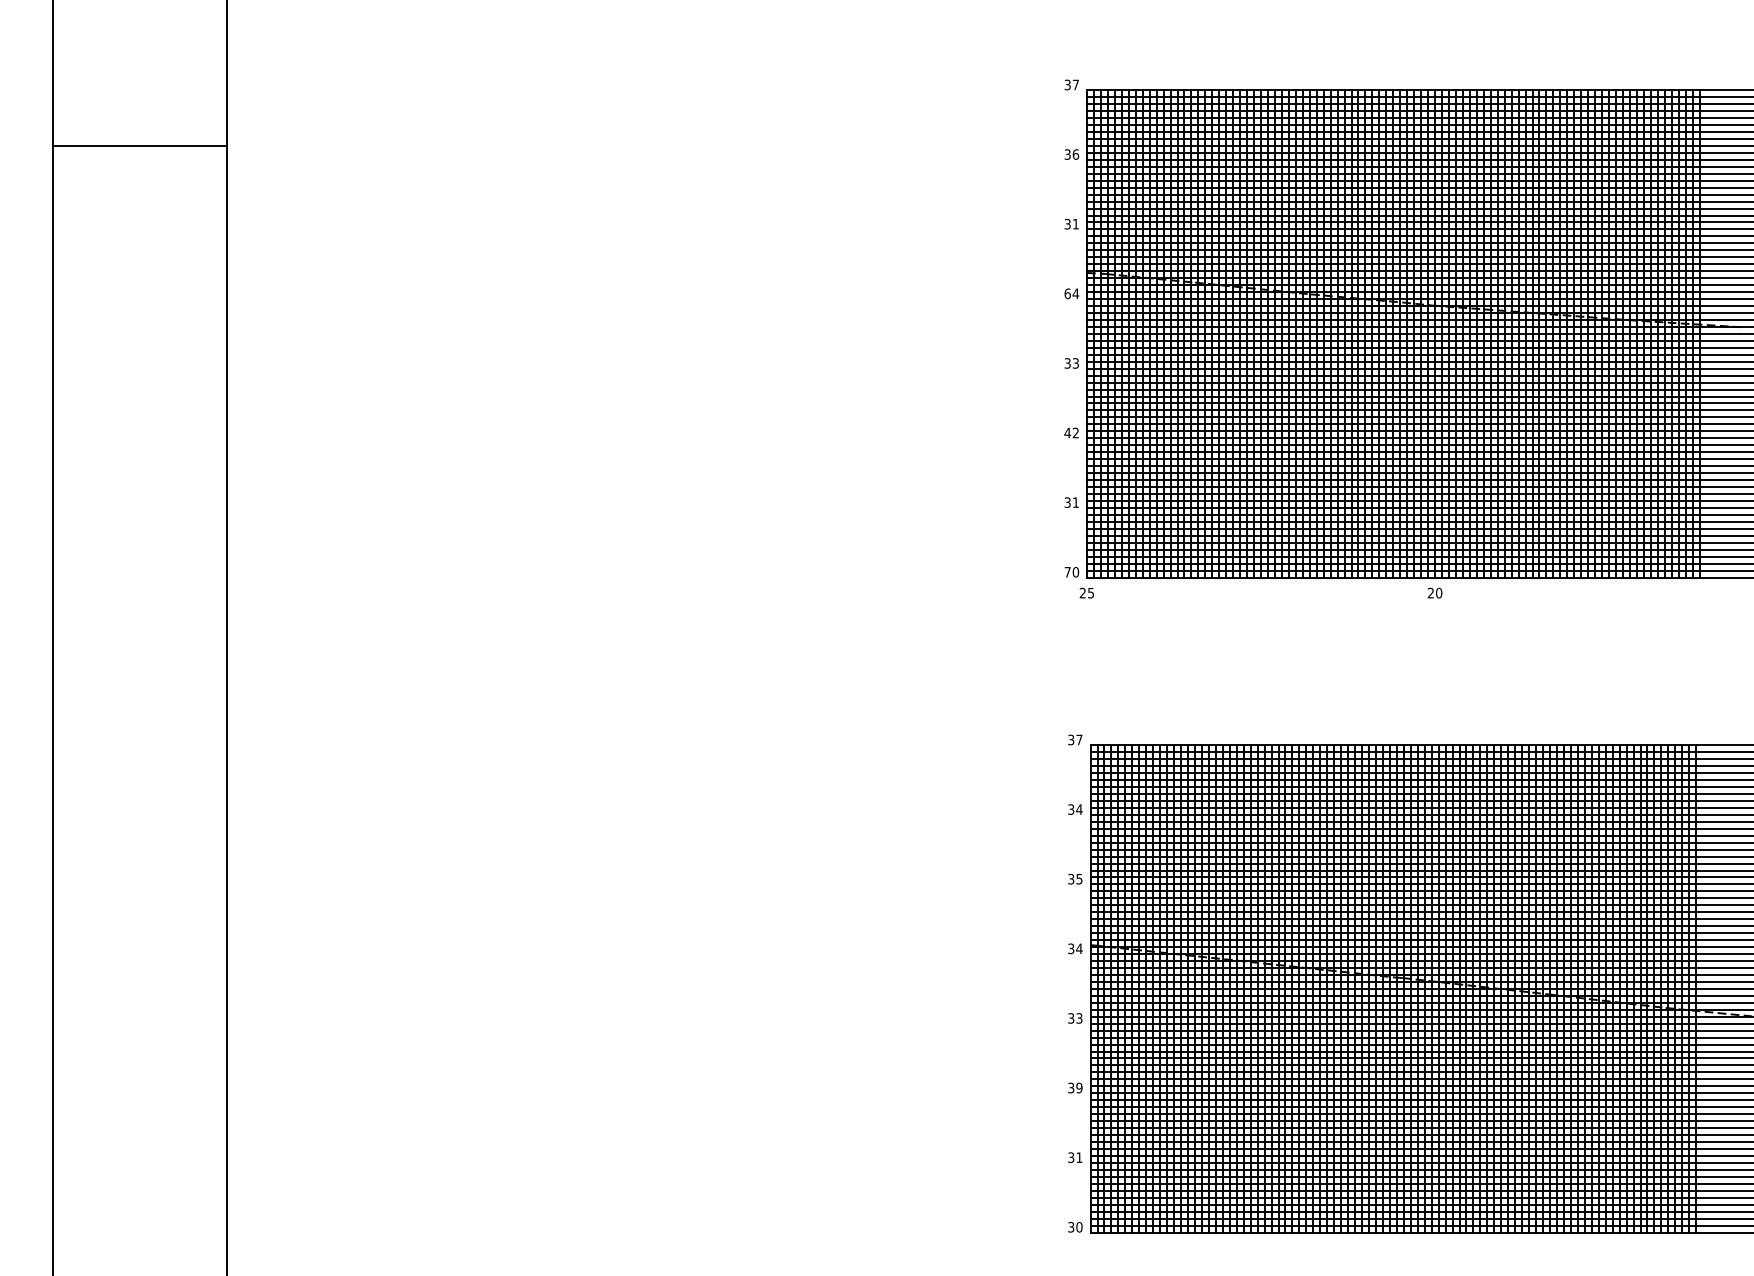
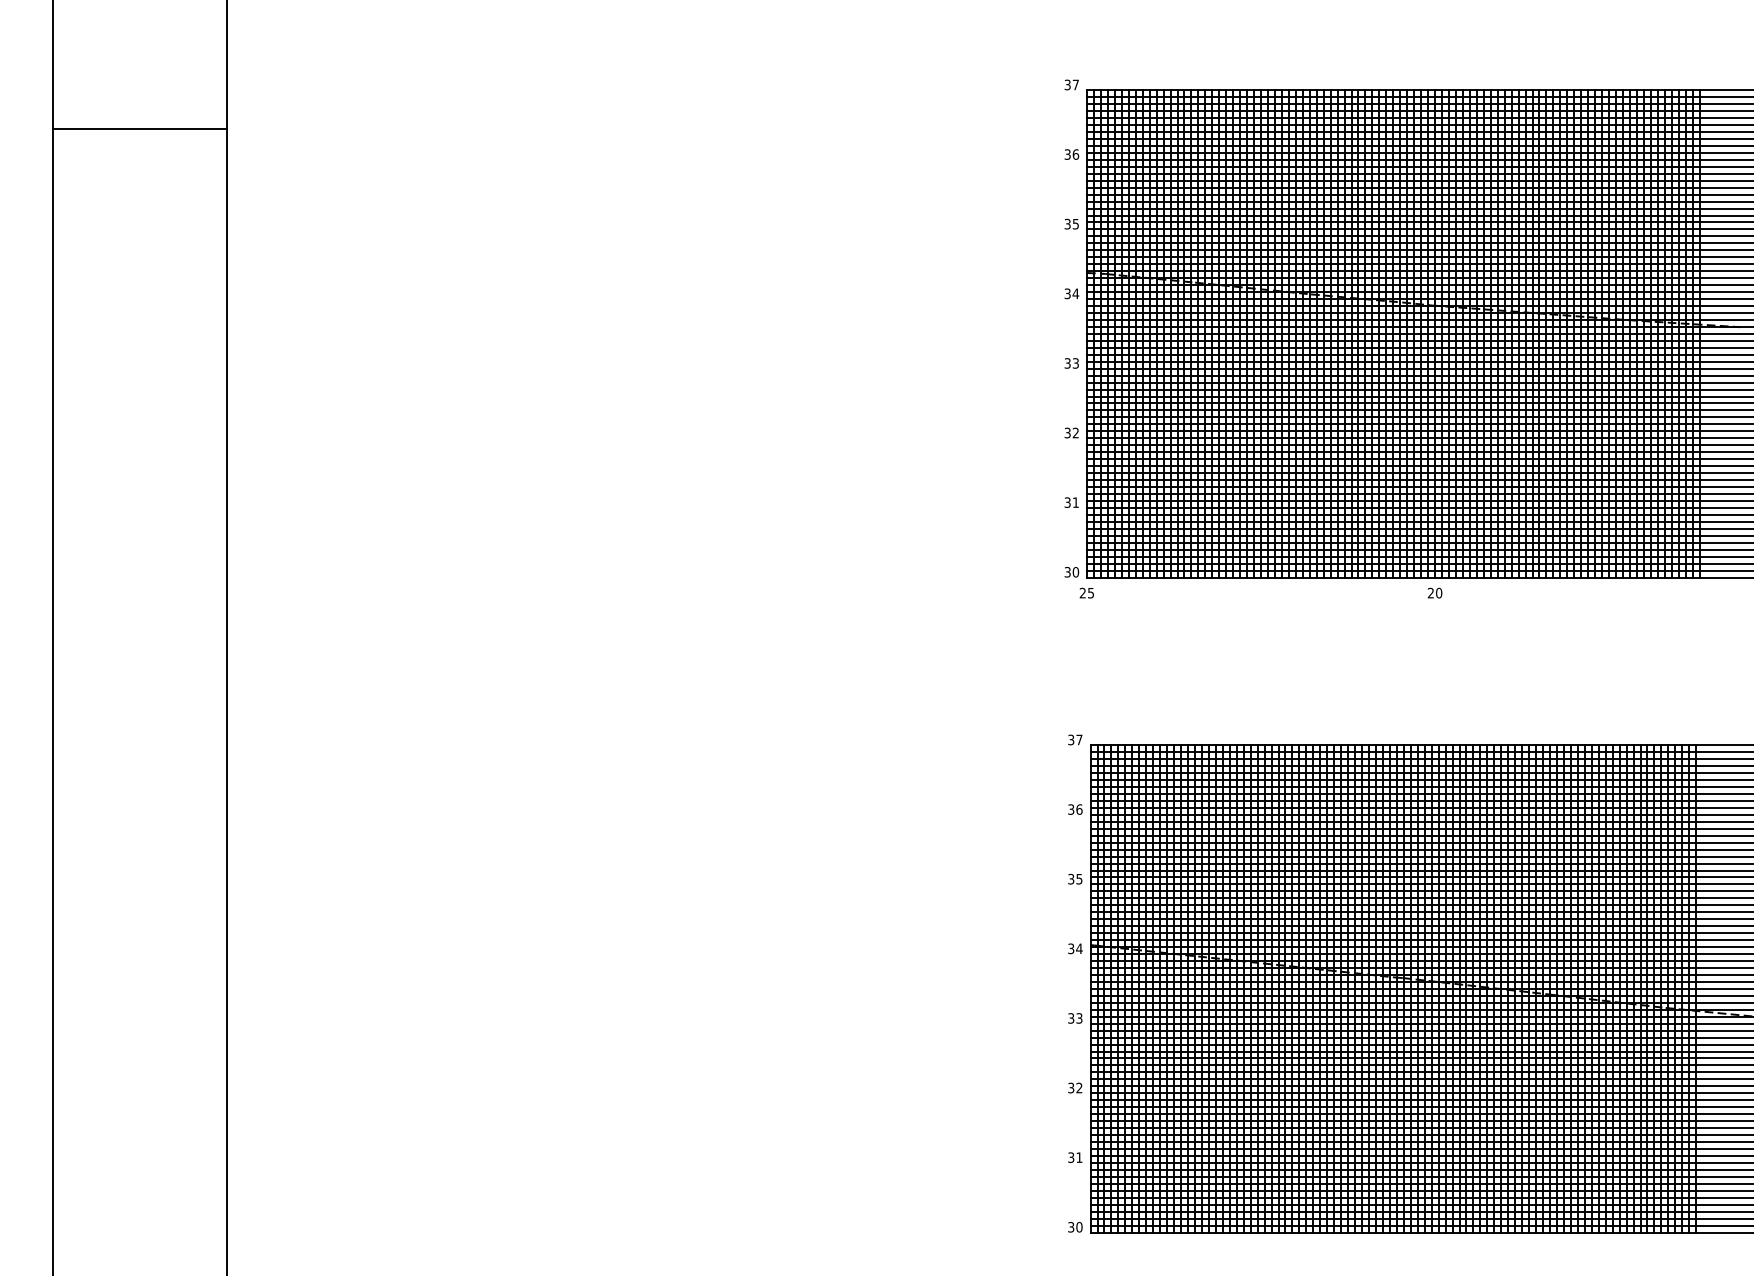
line position: (139, 146) -> (139, 129) (139, 129)
text: 31 -> 35 (1075, 224)
text: 64 -> 34 (1067, 293)
text: 42 -> 32 (1067, 432)
text: 70 -> 30 (1067, 572)
text: 34 -> 36 (1079, 809)
text: 39 -> 32 (1079, 1088)
